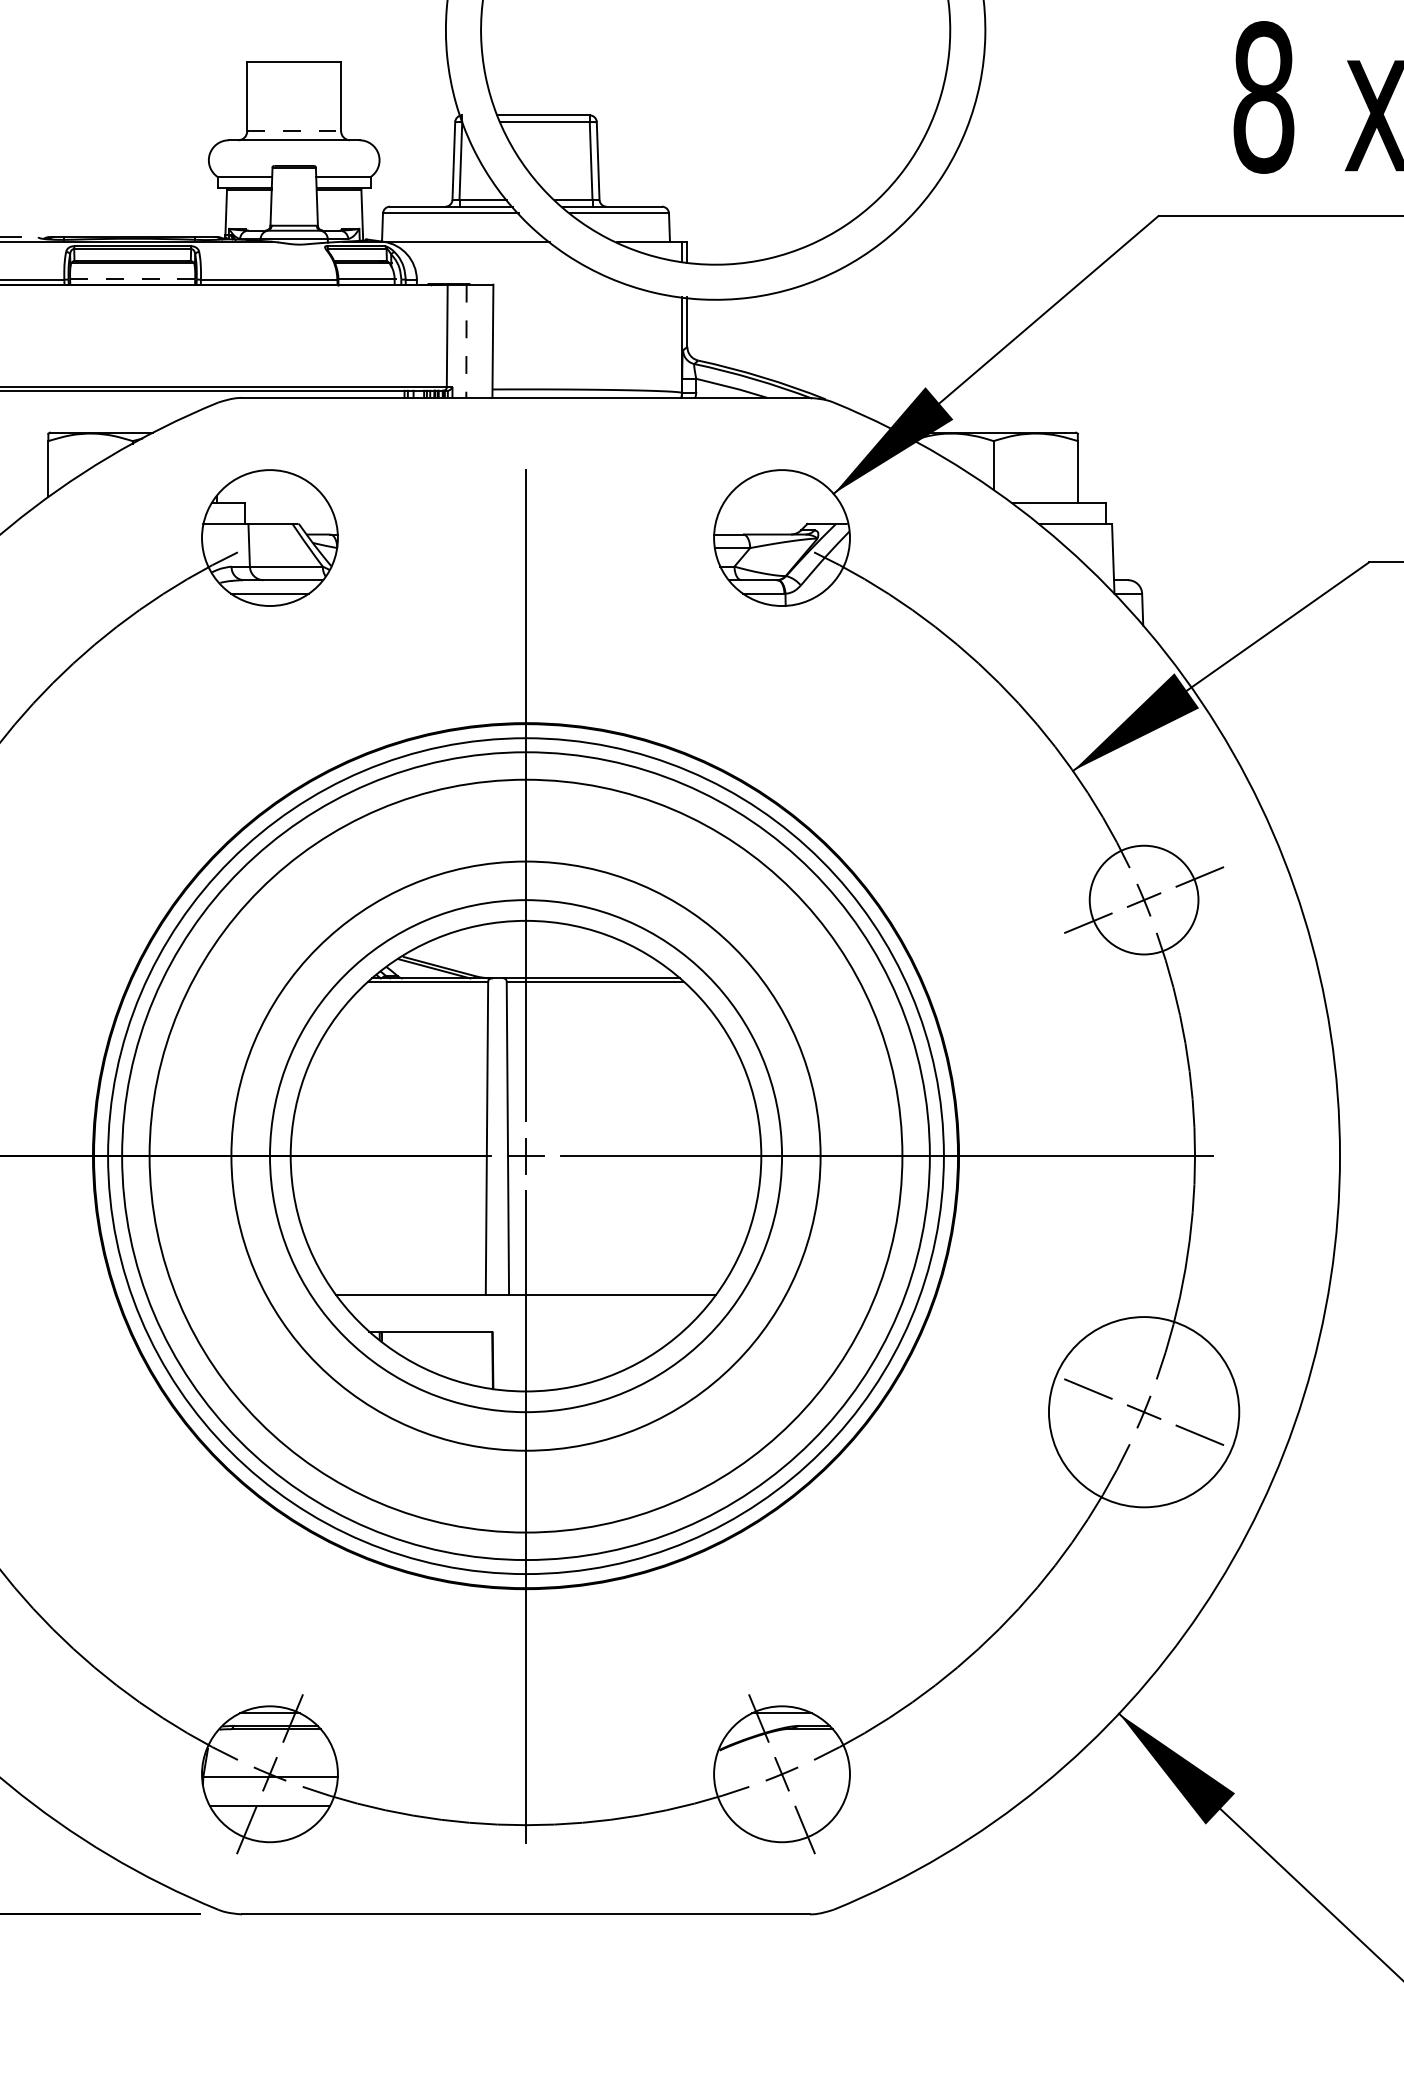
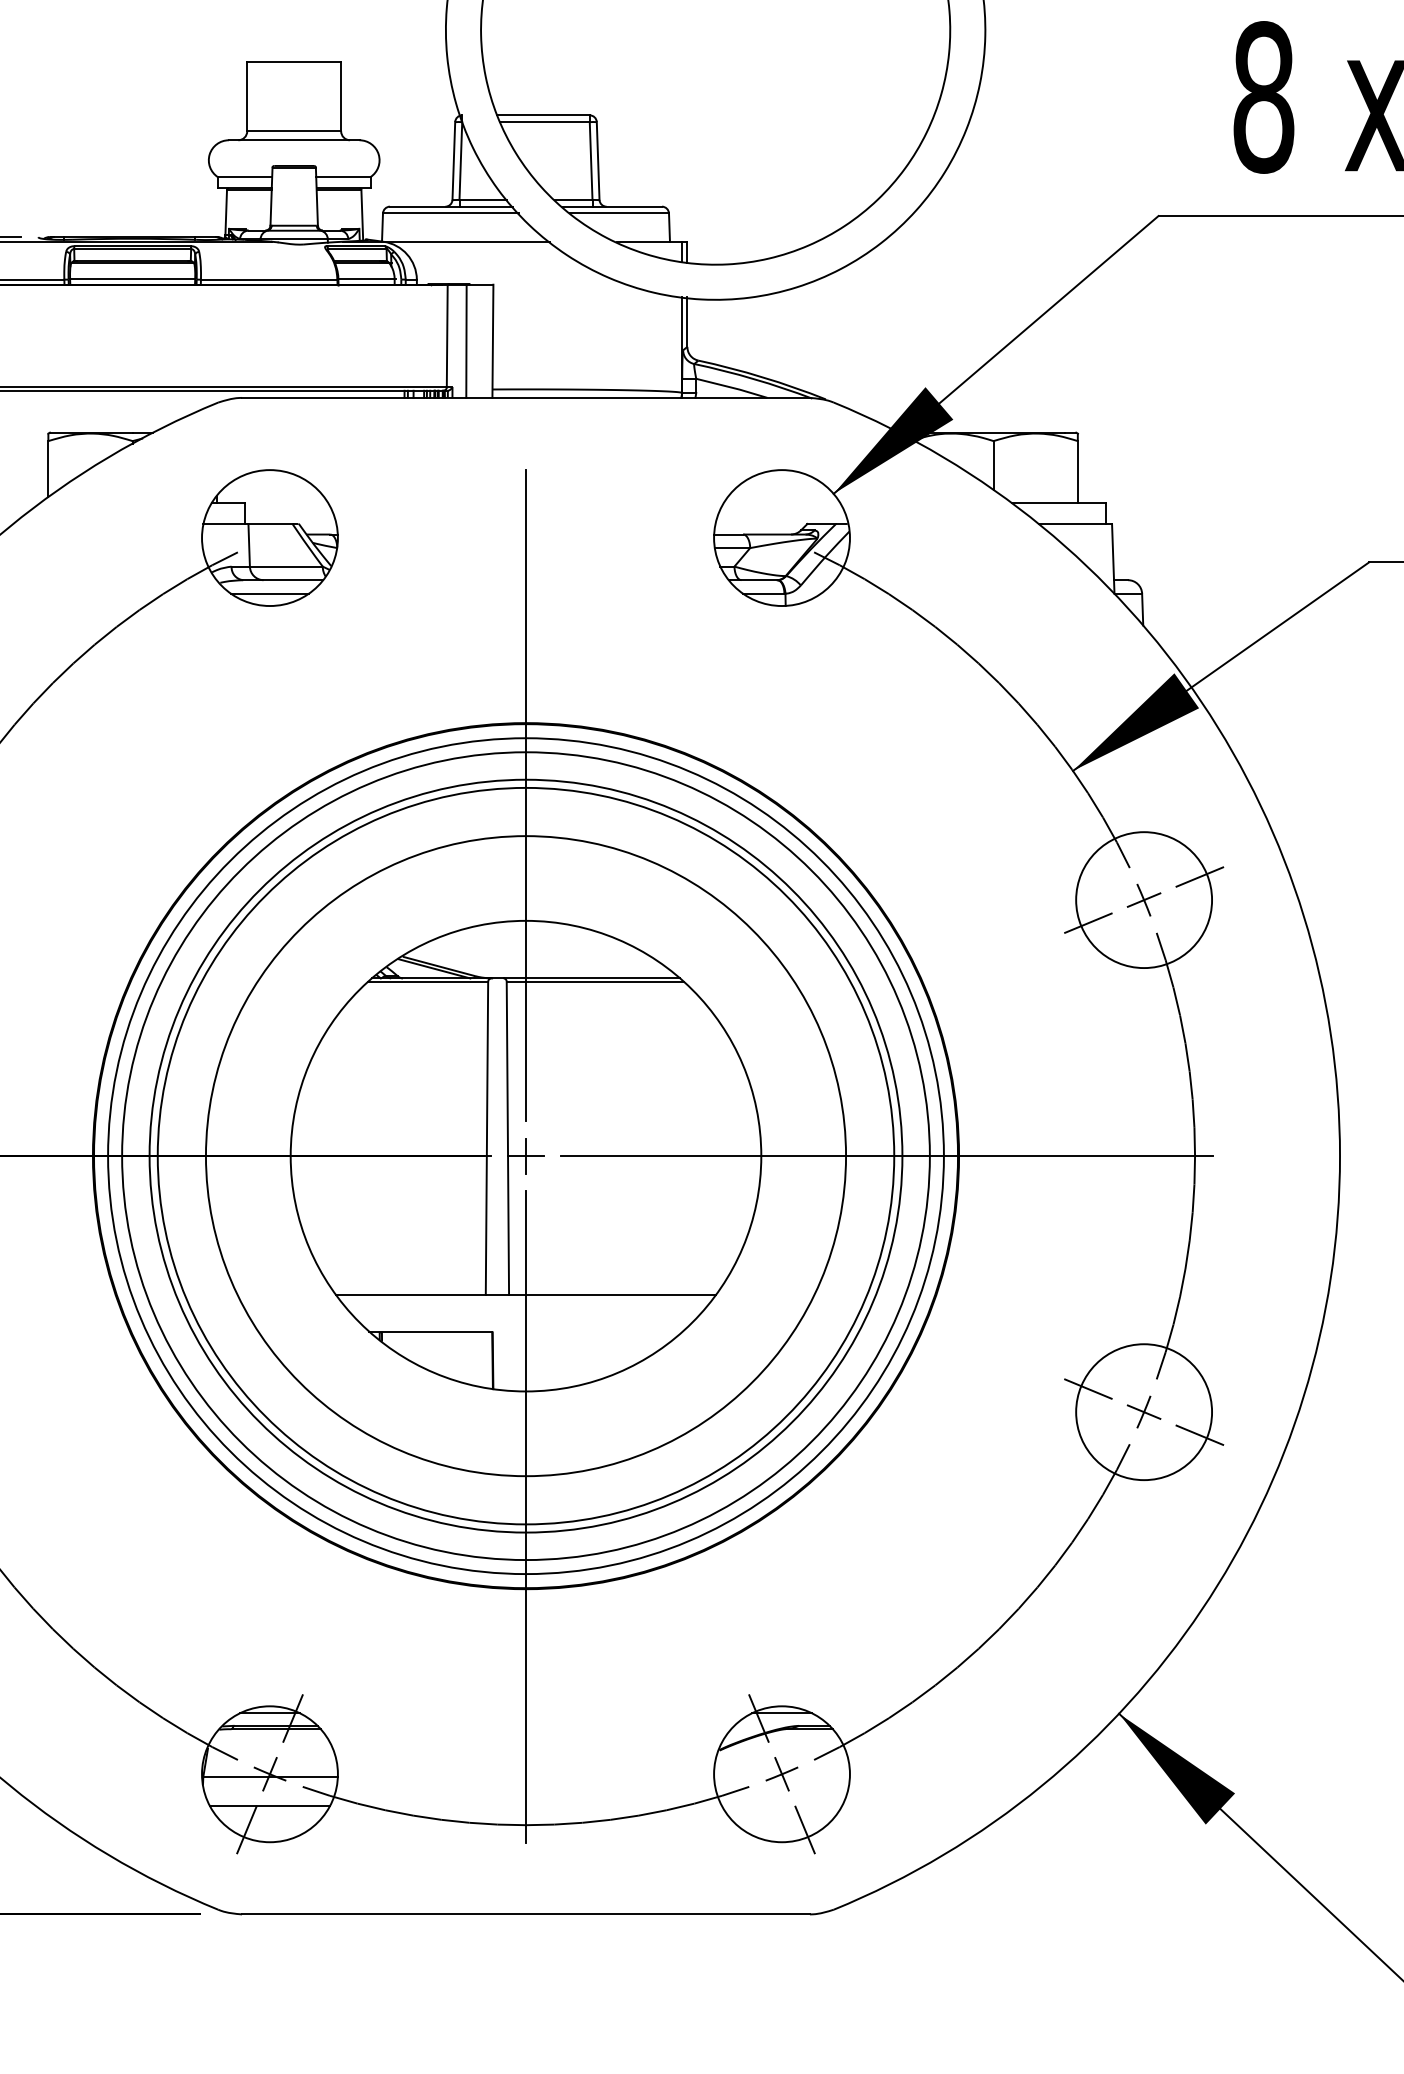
line: dashed -> solid (294, 131)
line: dashed -> solid (132, 278)
line: dashed -> solid (466, 341)
circle diameter: 109 px -> 136 px (1144, 900)
circle diameter: 589 px -> 736 px (525, 1155)
circle diameter: 512 px -> 640 px (525, 1156)
circle diameter: 190 px -> 136 px (1144, 1412)
